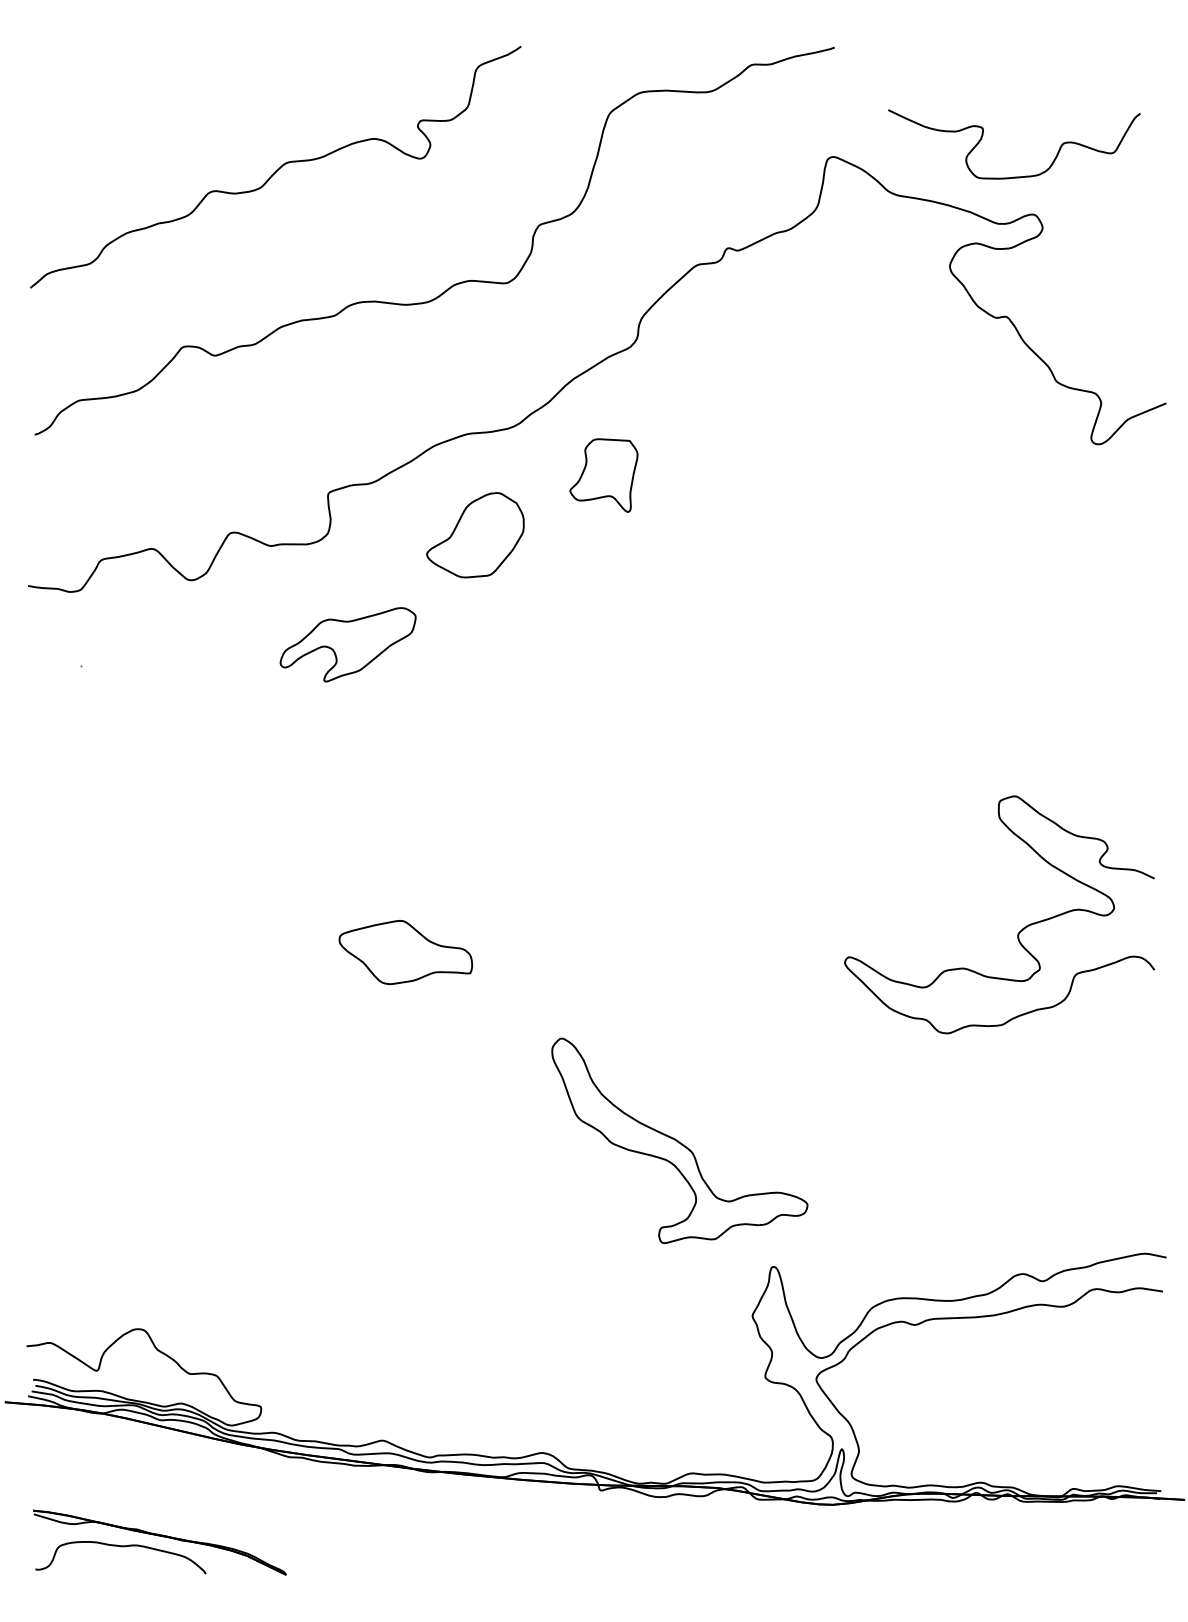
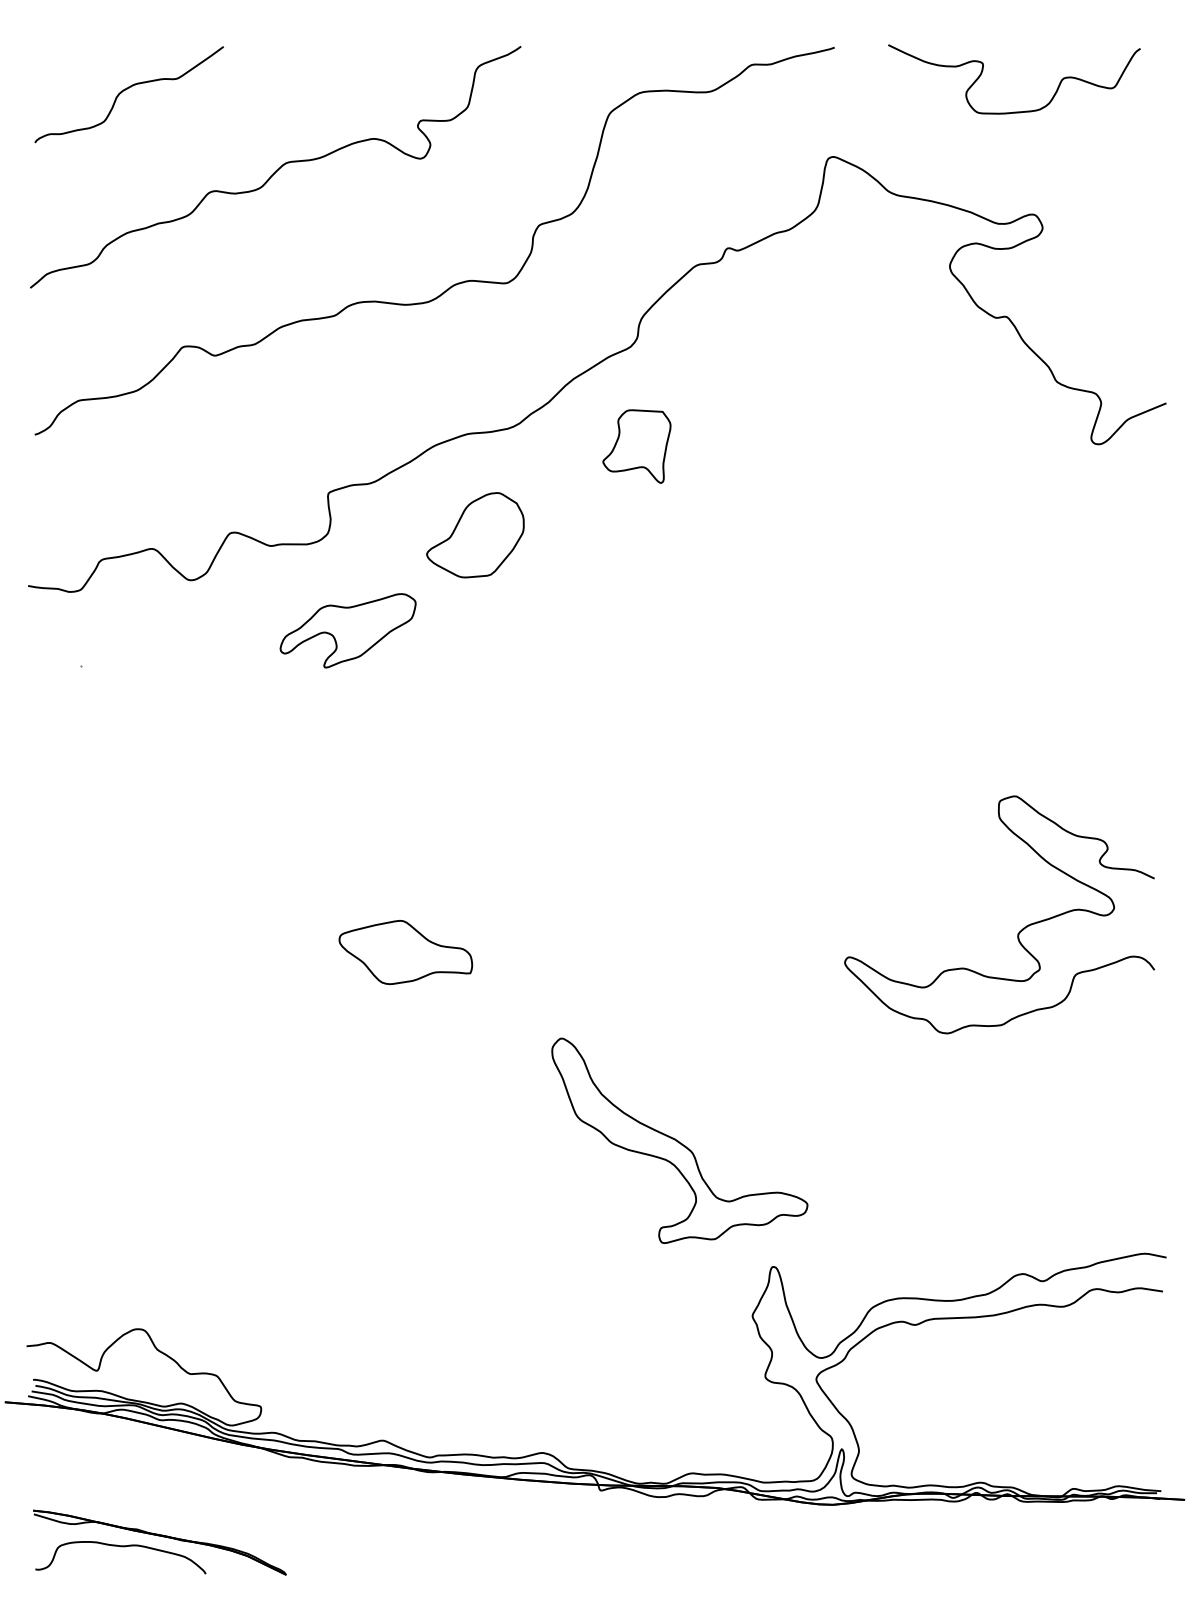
curve: none -> present (125, 90)
curve position: (1014, 176) -> (1014, 111) (1014, 111)
part position: (603, 475) -> (636, 446) (636, 446)
part position: (347, 644) -> (347, 630) (347, 630)
